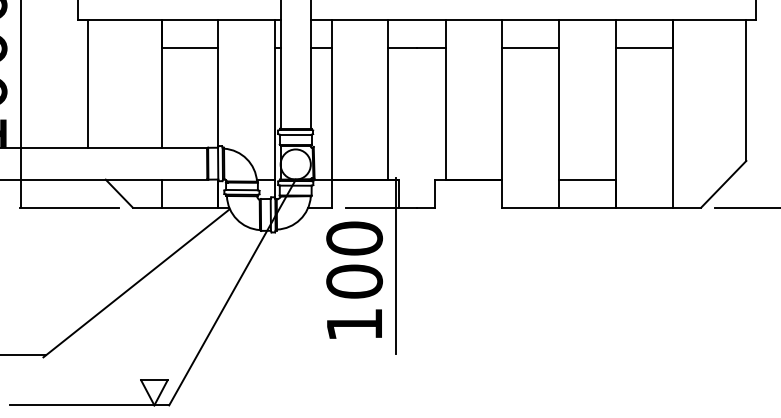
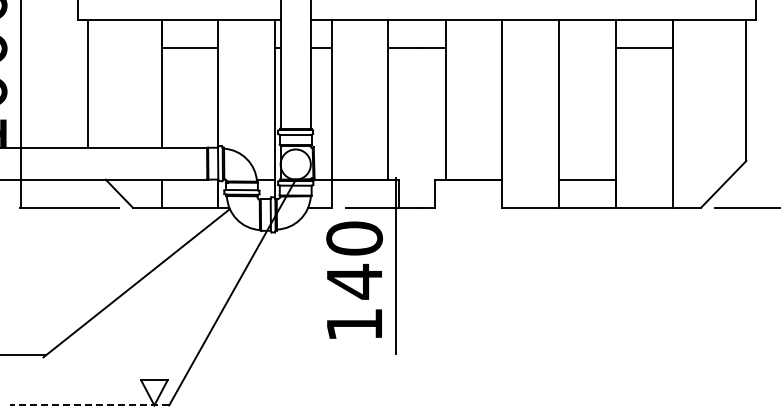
line: present -> none (530, 47)
text: 100 -> 140 (354, 281)
line: solid -> dashed (89, 405)
